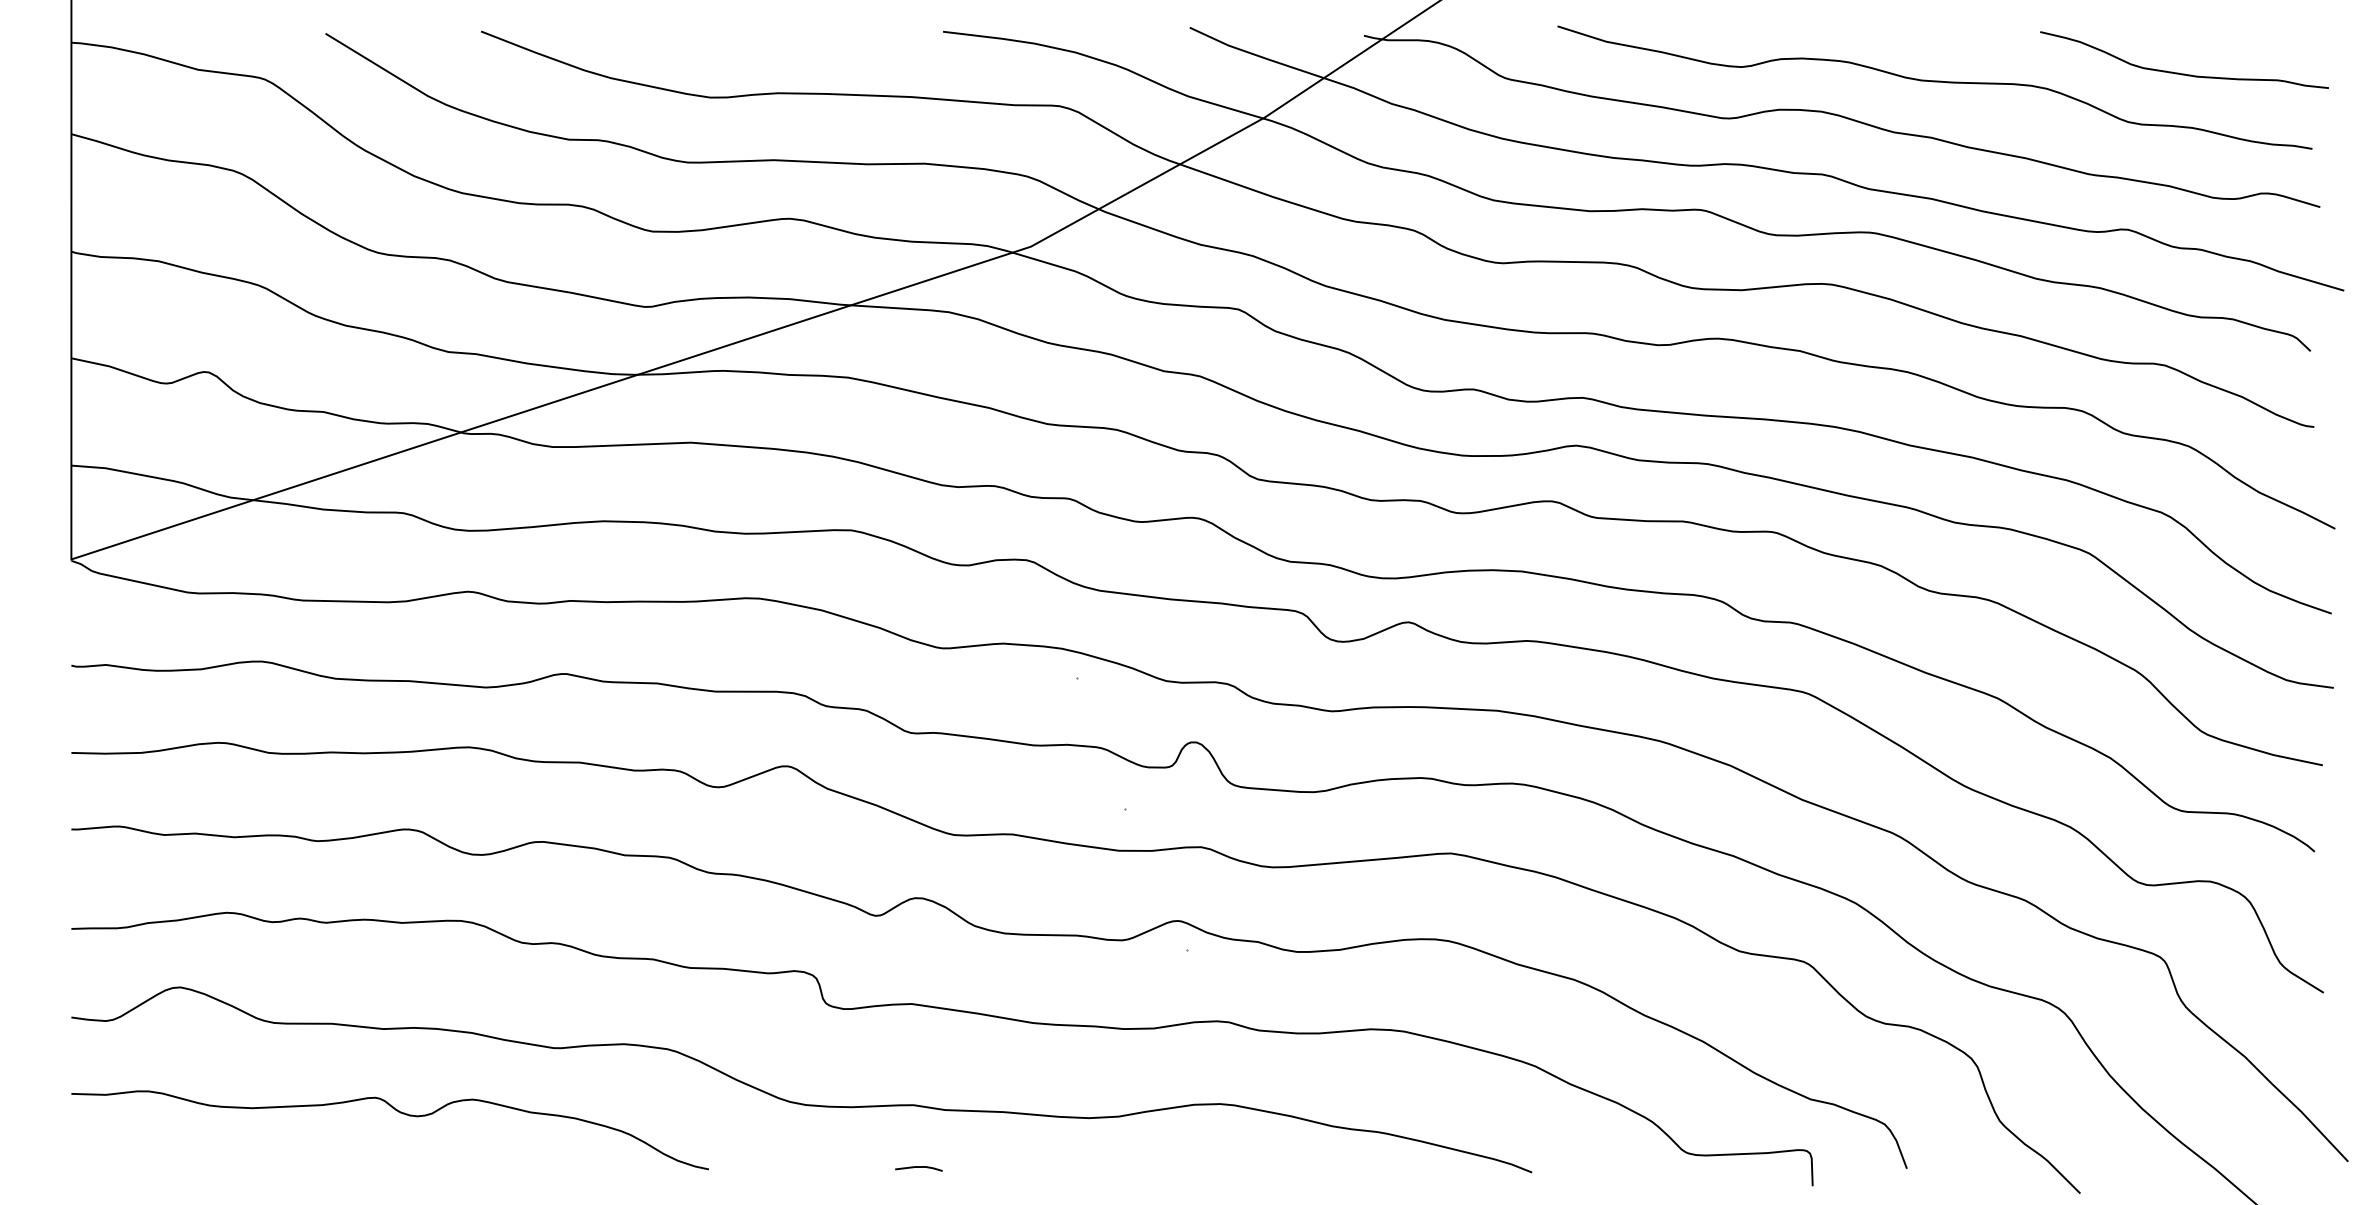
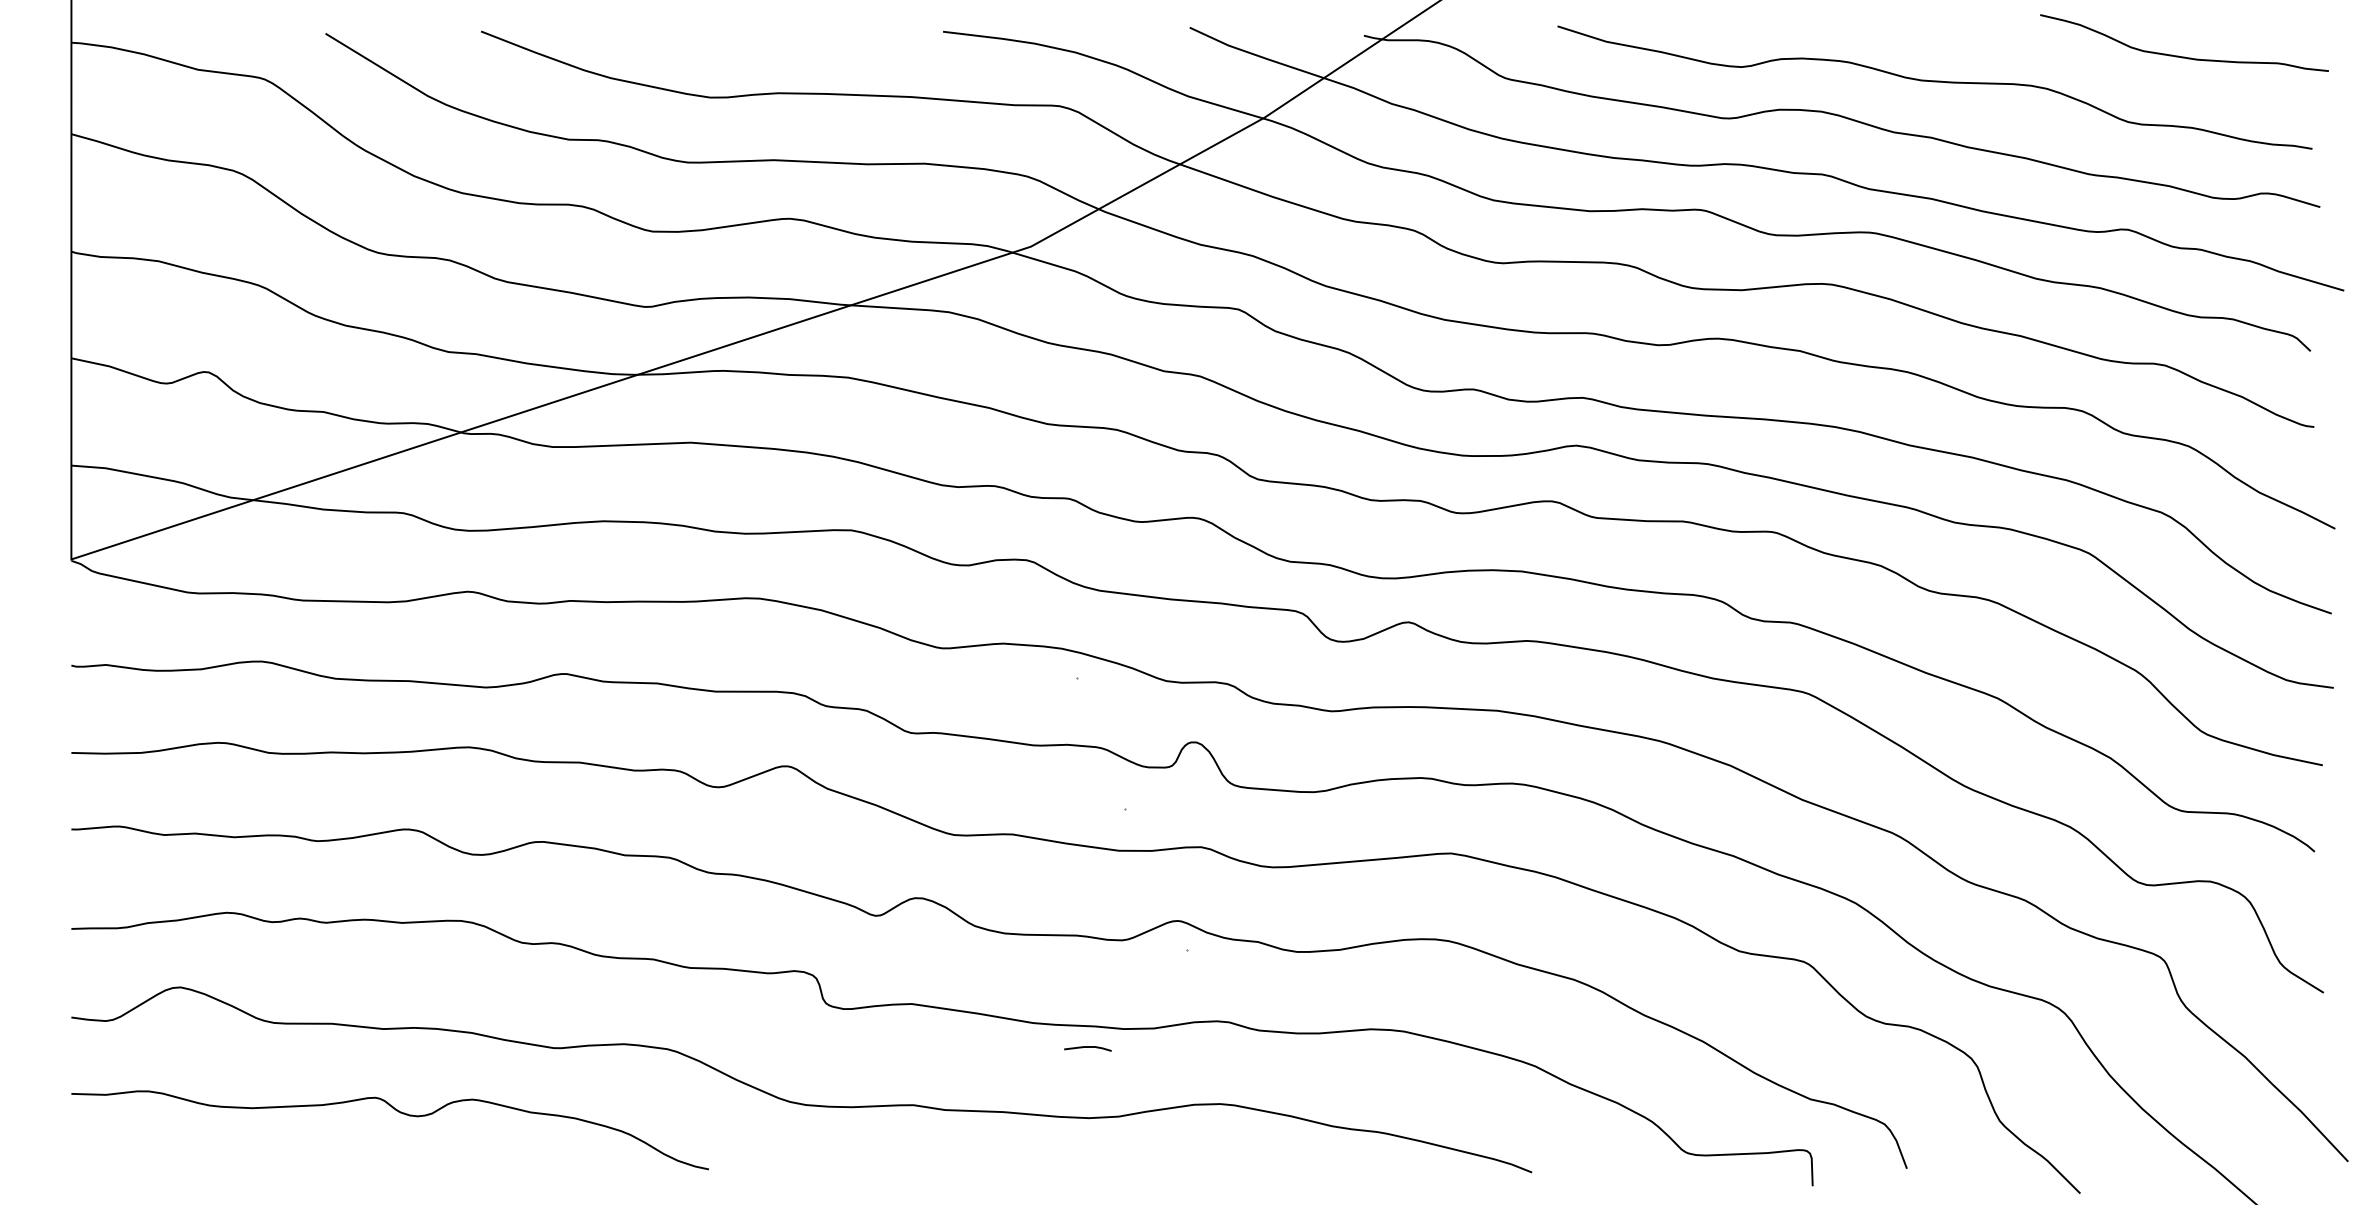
curve position: (2184, 73) -> (2184, 56) (2184, 56)
line position: (918, 1167) -> (1087, 1047) (1087, 1047)
